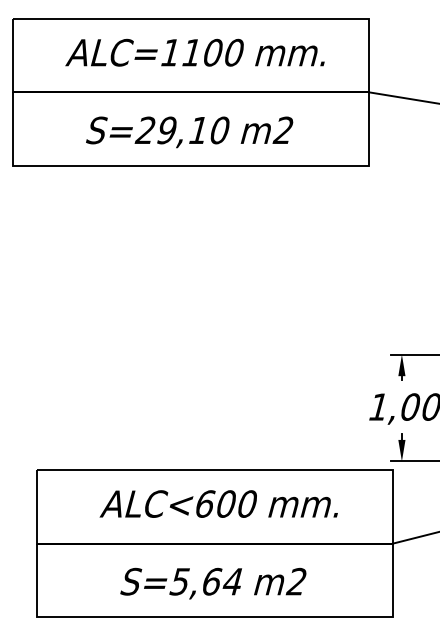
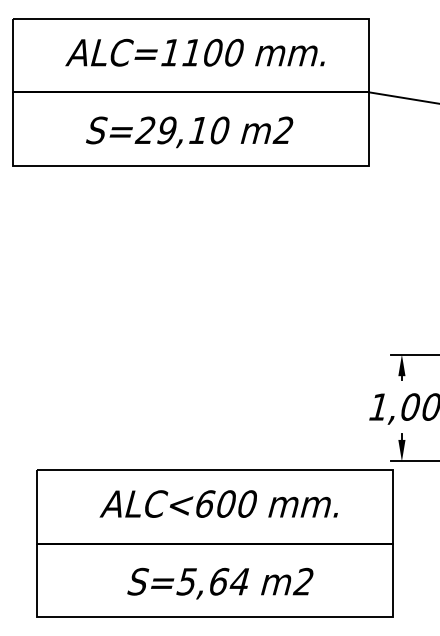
line: present -> none (414, 537)
text position: (213, 583) -> (220, 583) (220, 583)
